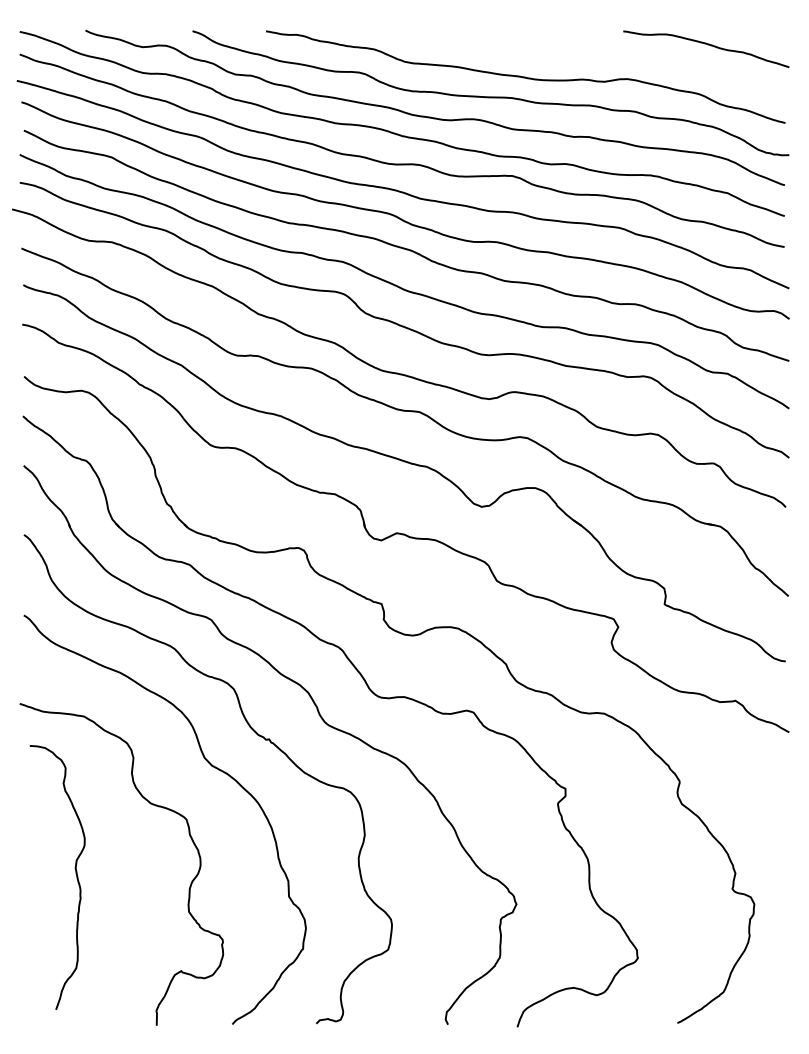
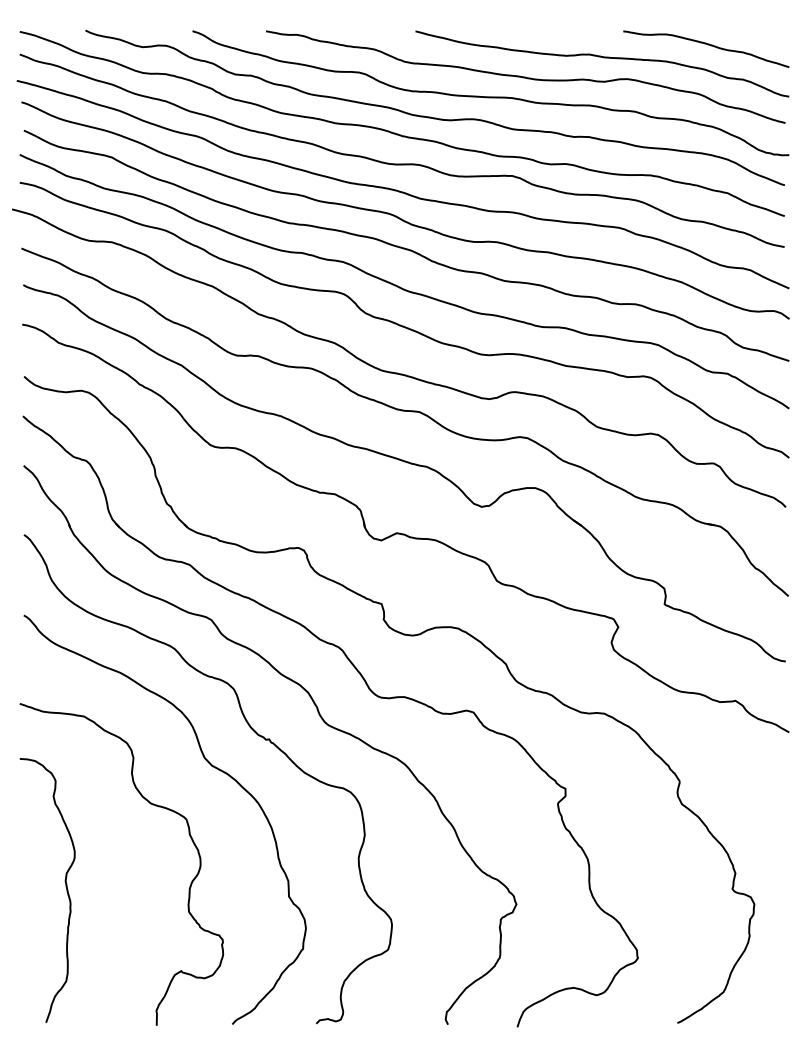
curve: none -> present (603, 58)
curve position: (75, 873) -> (65, 886) (65, 886)
